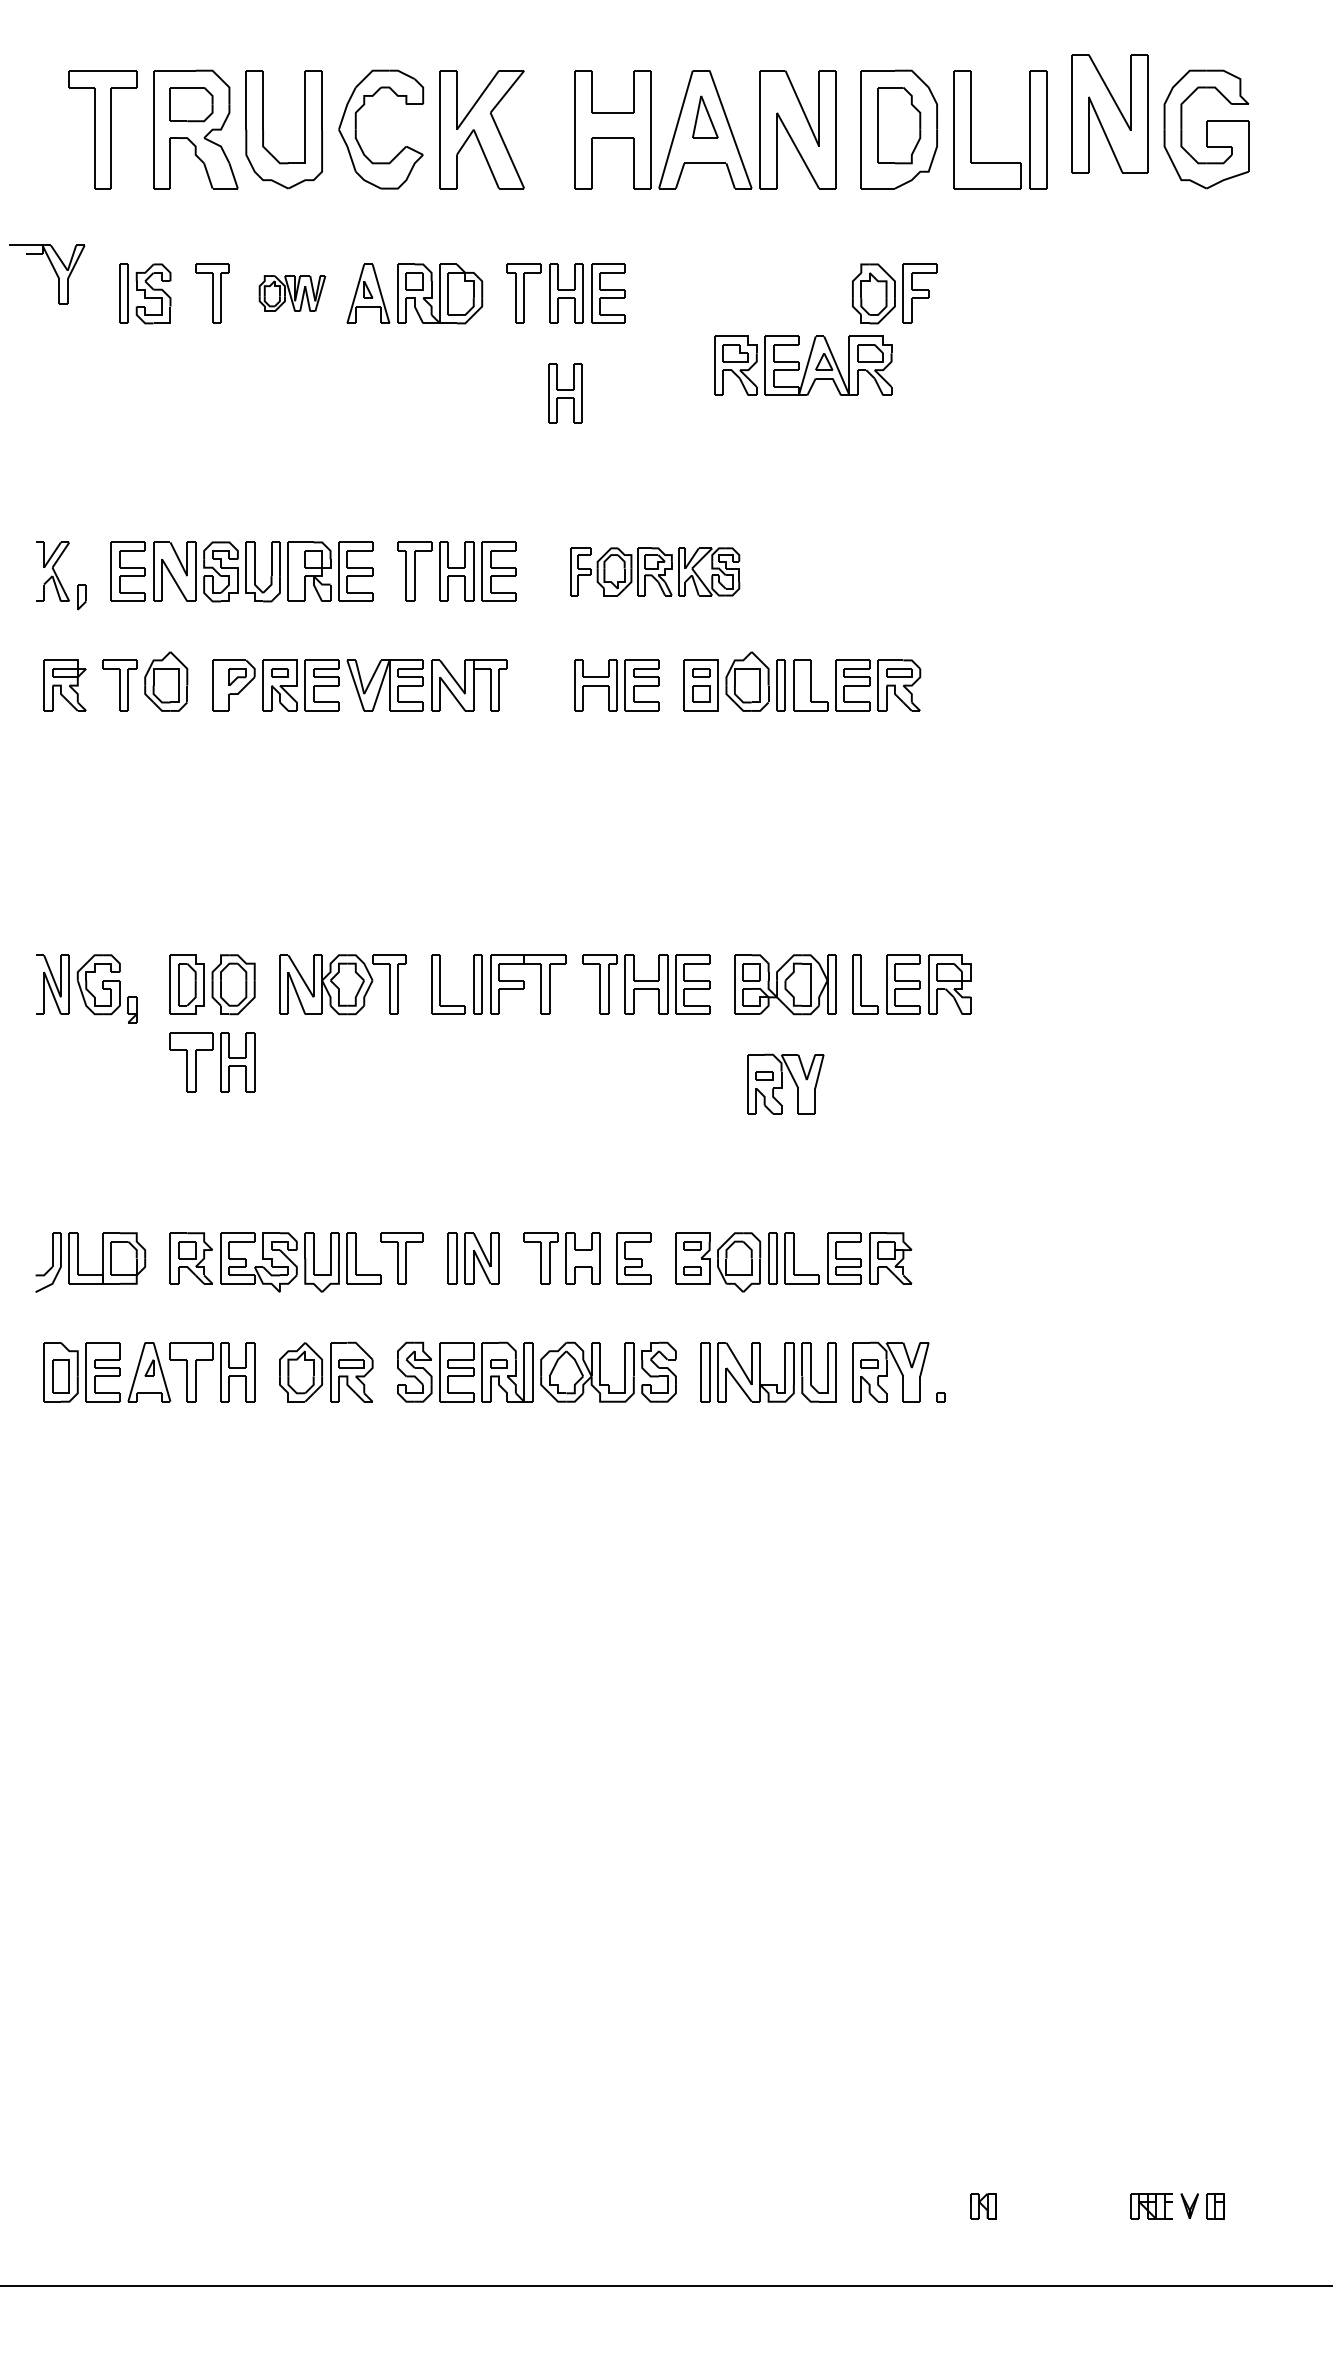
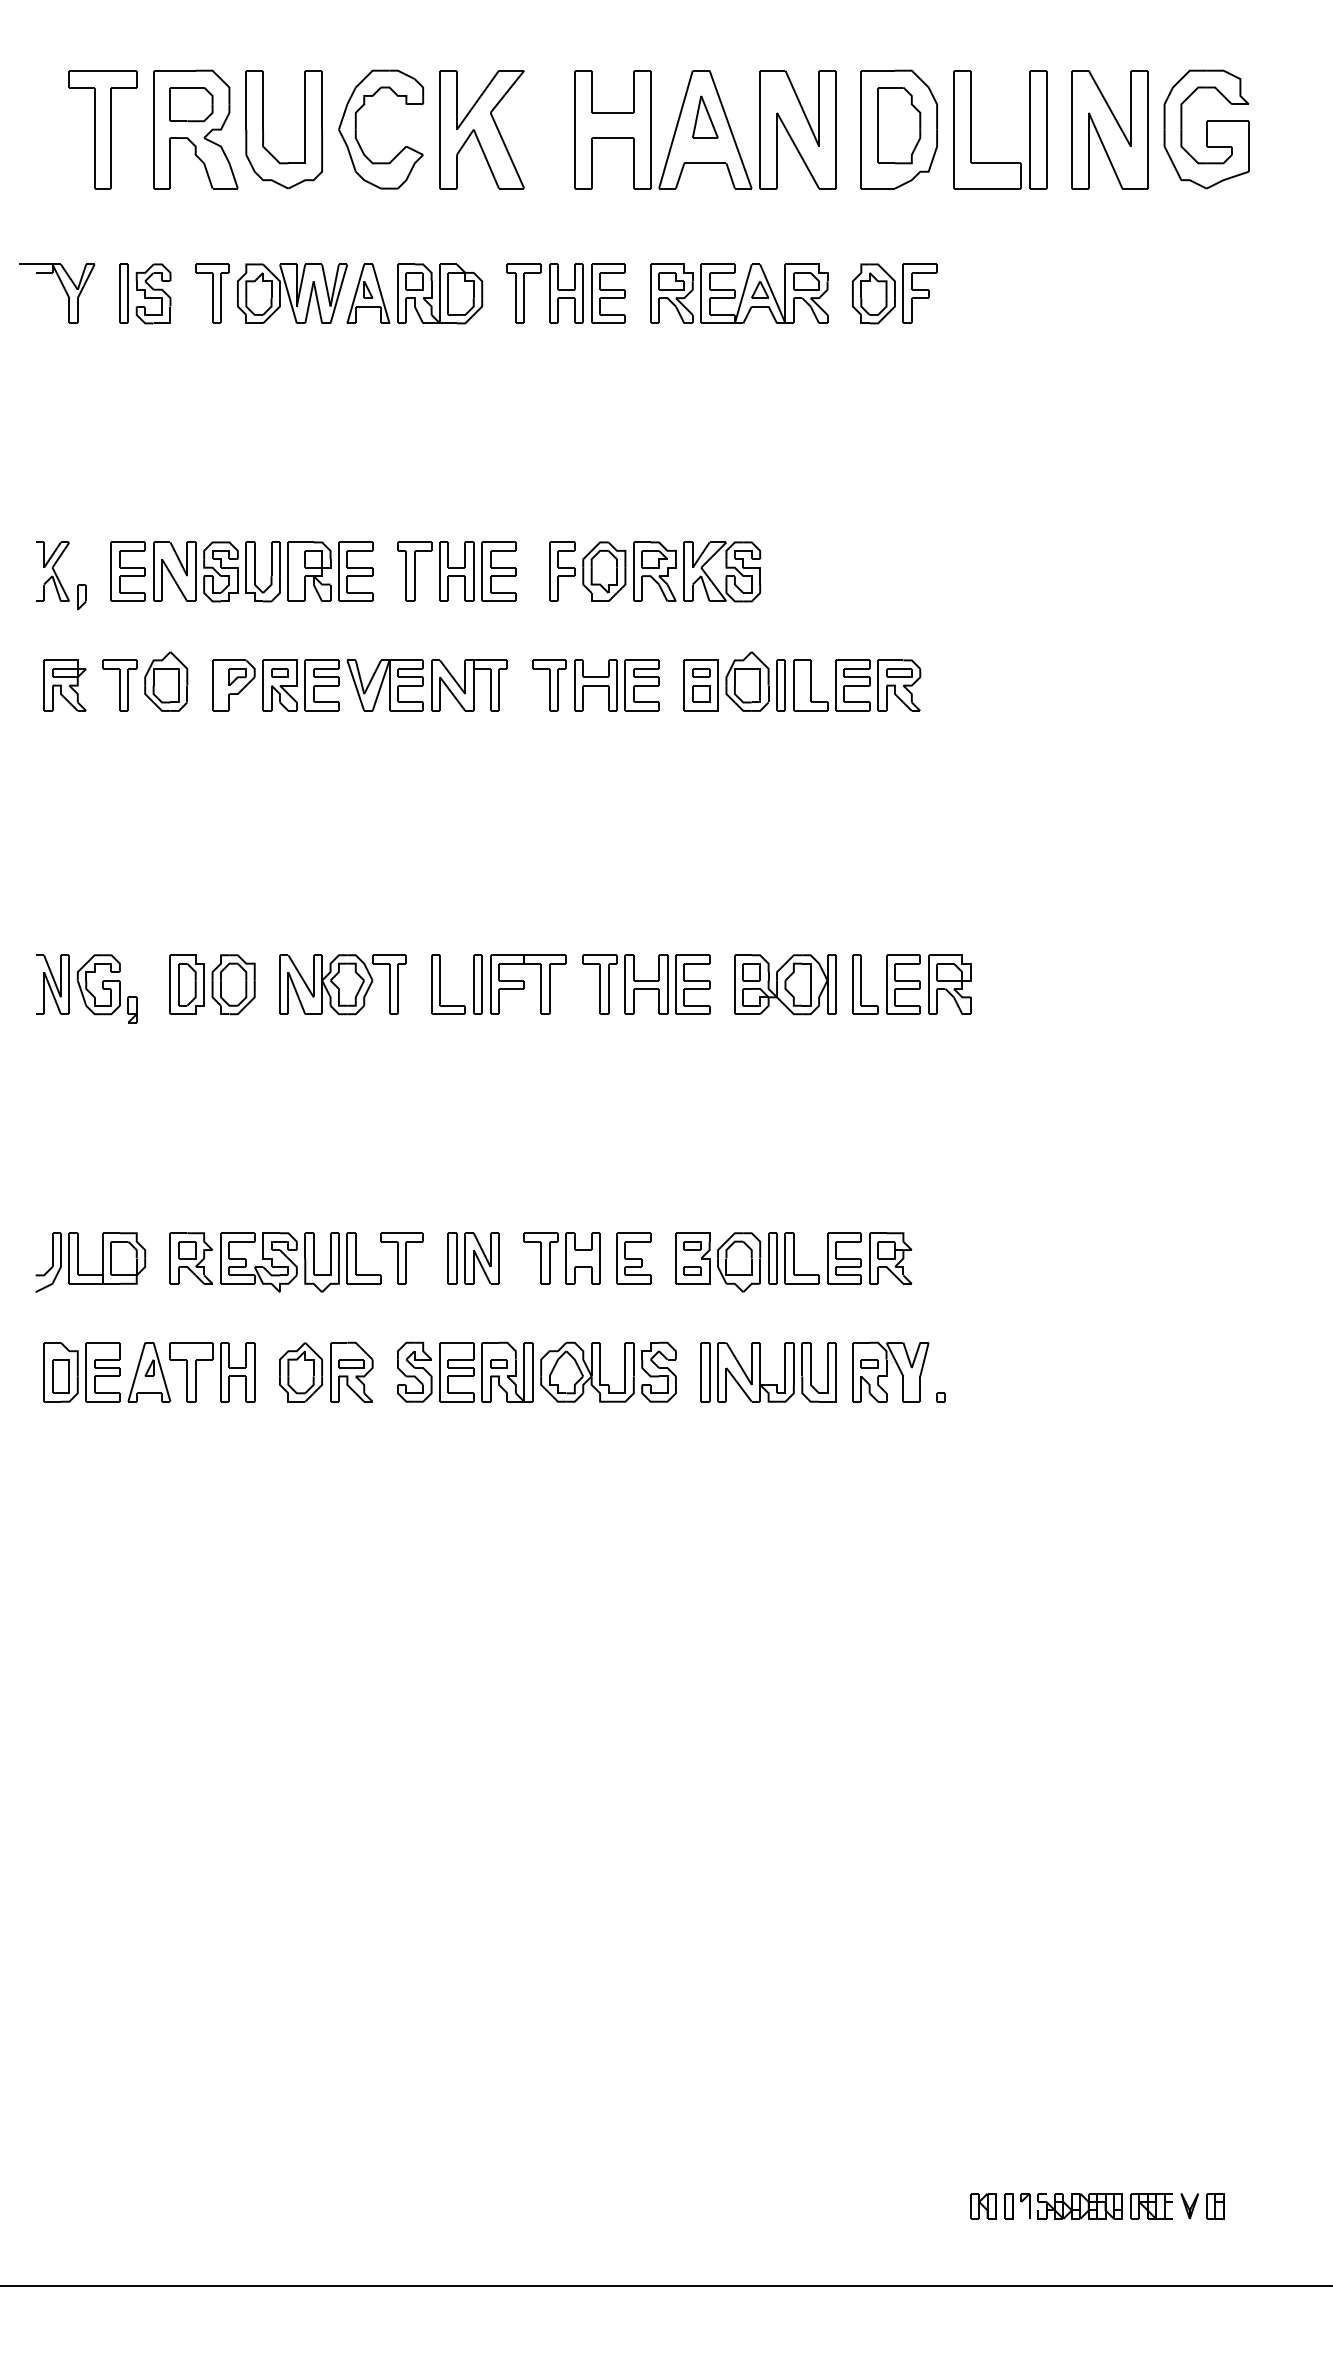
part position: (1109, 113) -> (1109, 129) (1109, 129)
part position: (54, 271) -> (64, 290) (64, 290)
part size: 69x37 px -> 111x61 px (292, 293)
part position: (803, 365) -> (739, 293) (739, 293)
part: present -> none (565, 393)
part size: 171x50 px -> 213x62 px (655, 571)
part: none -> present (549, 685)
part: present -> none (220, 1062)
part: present -> none (785, 1083)
part: none -> present (1063, 2206)
